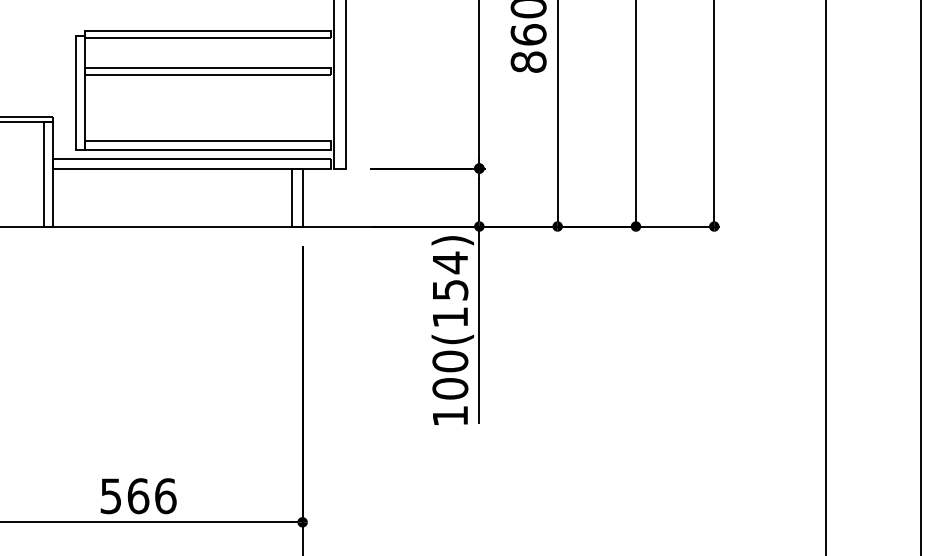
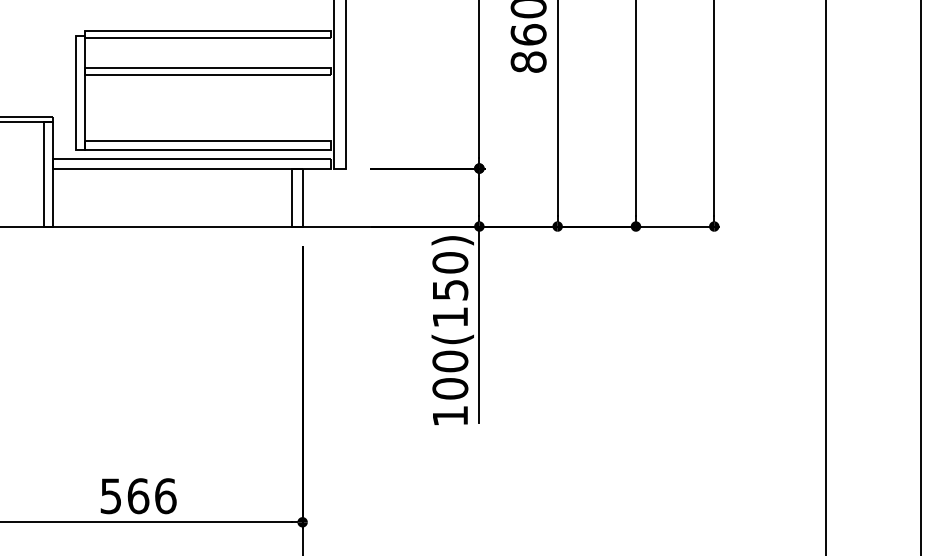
text: 100(154) -> 100(150) (450, 262)
